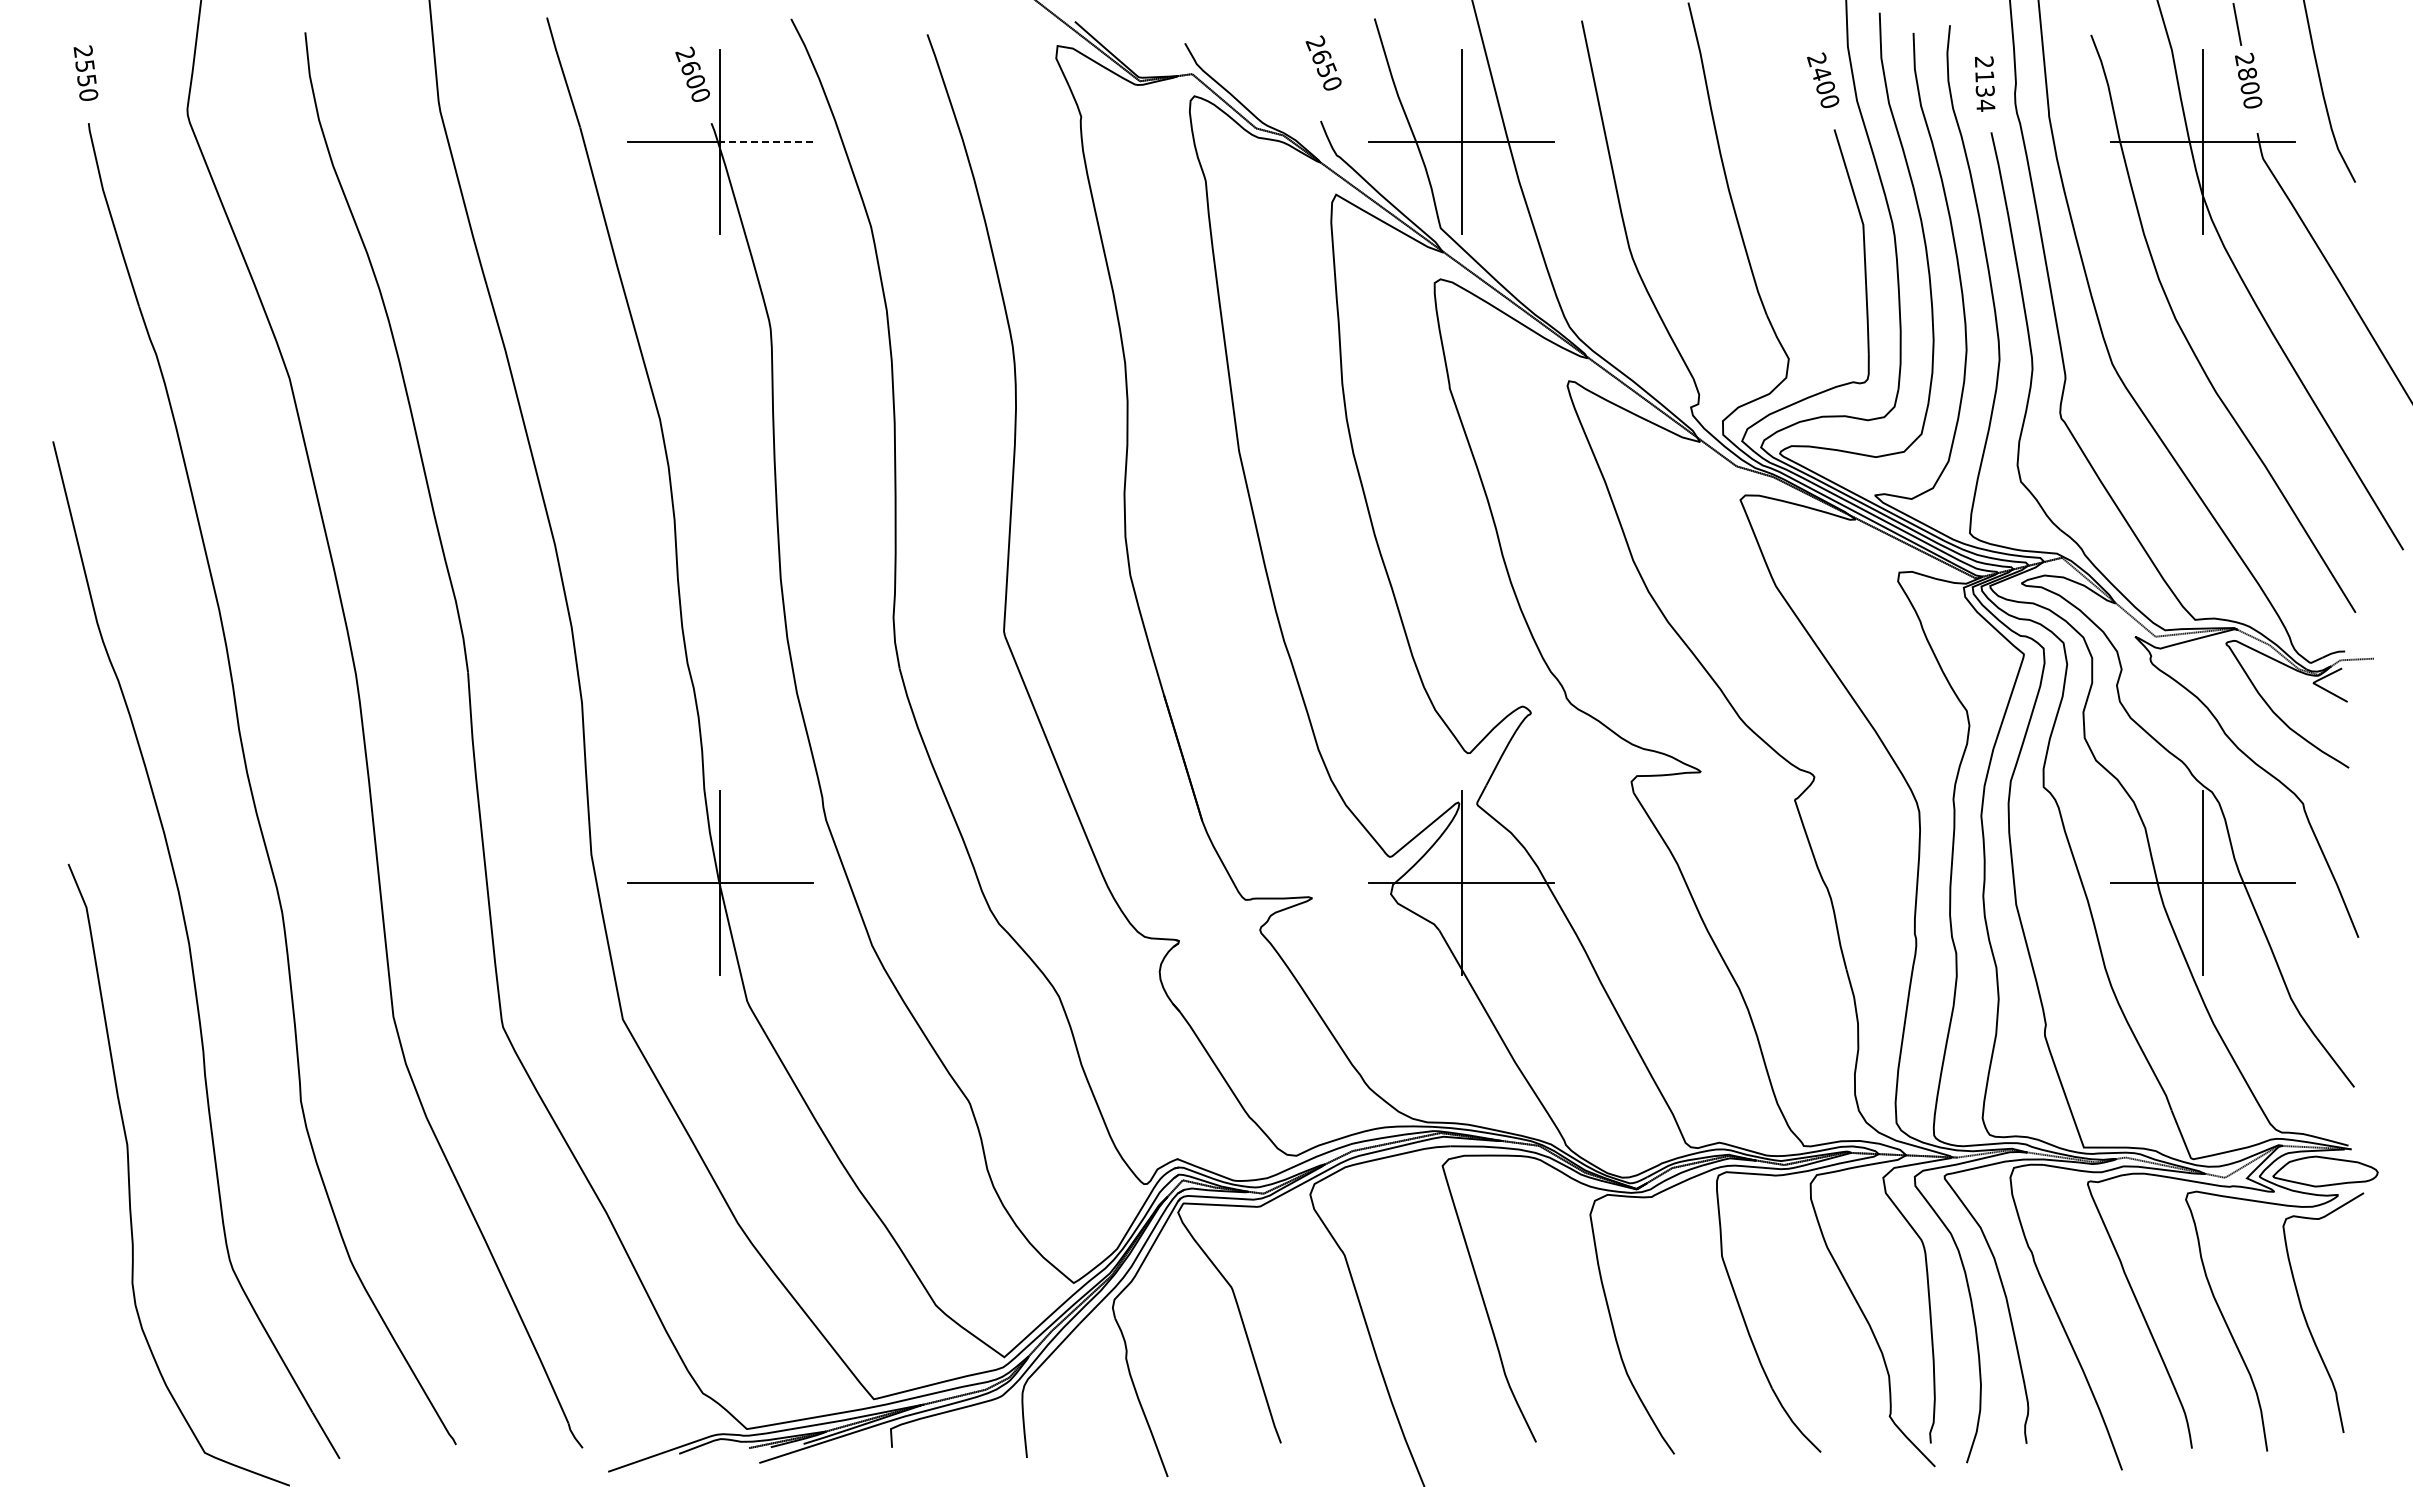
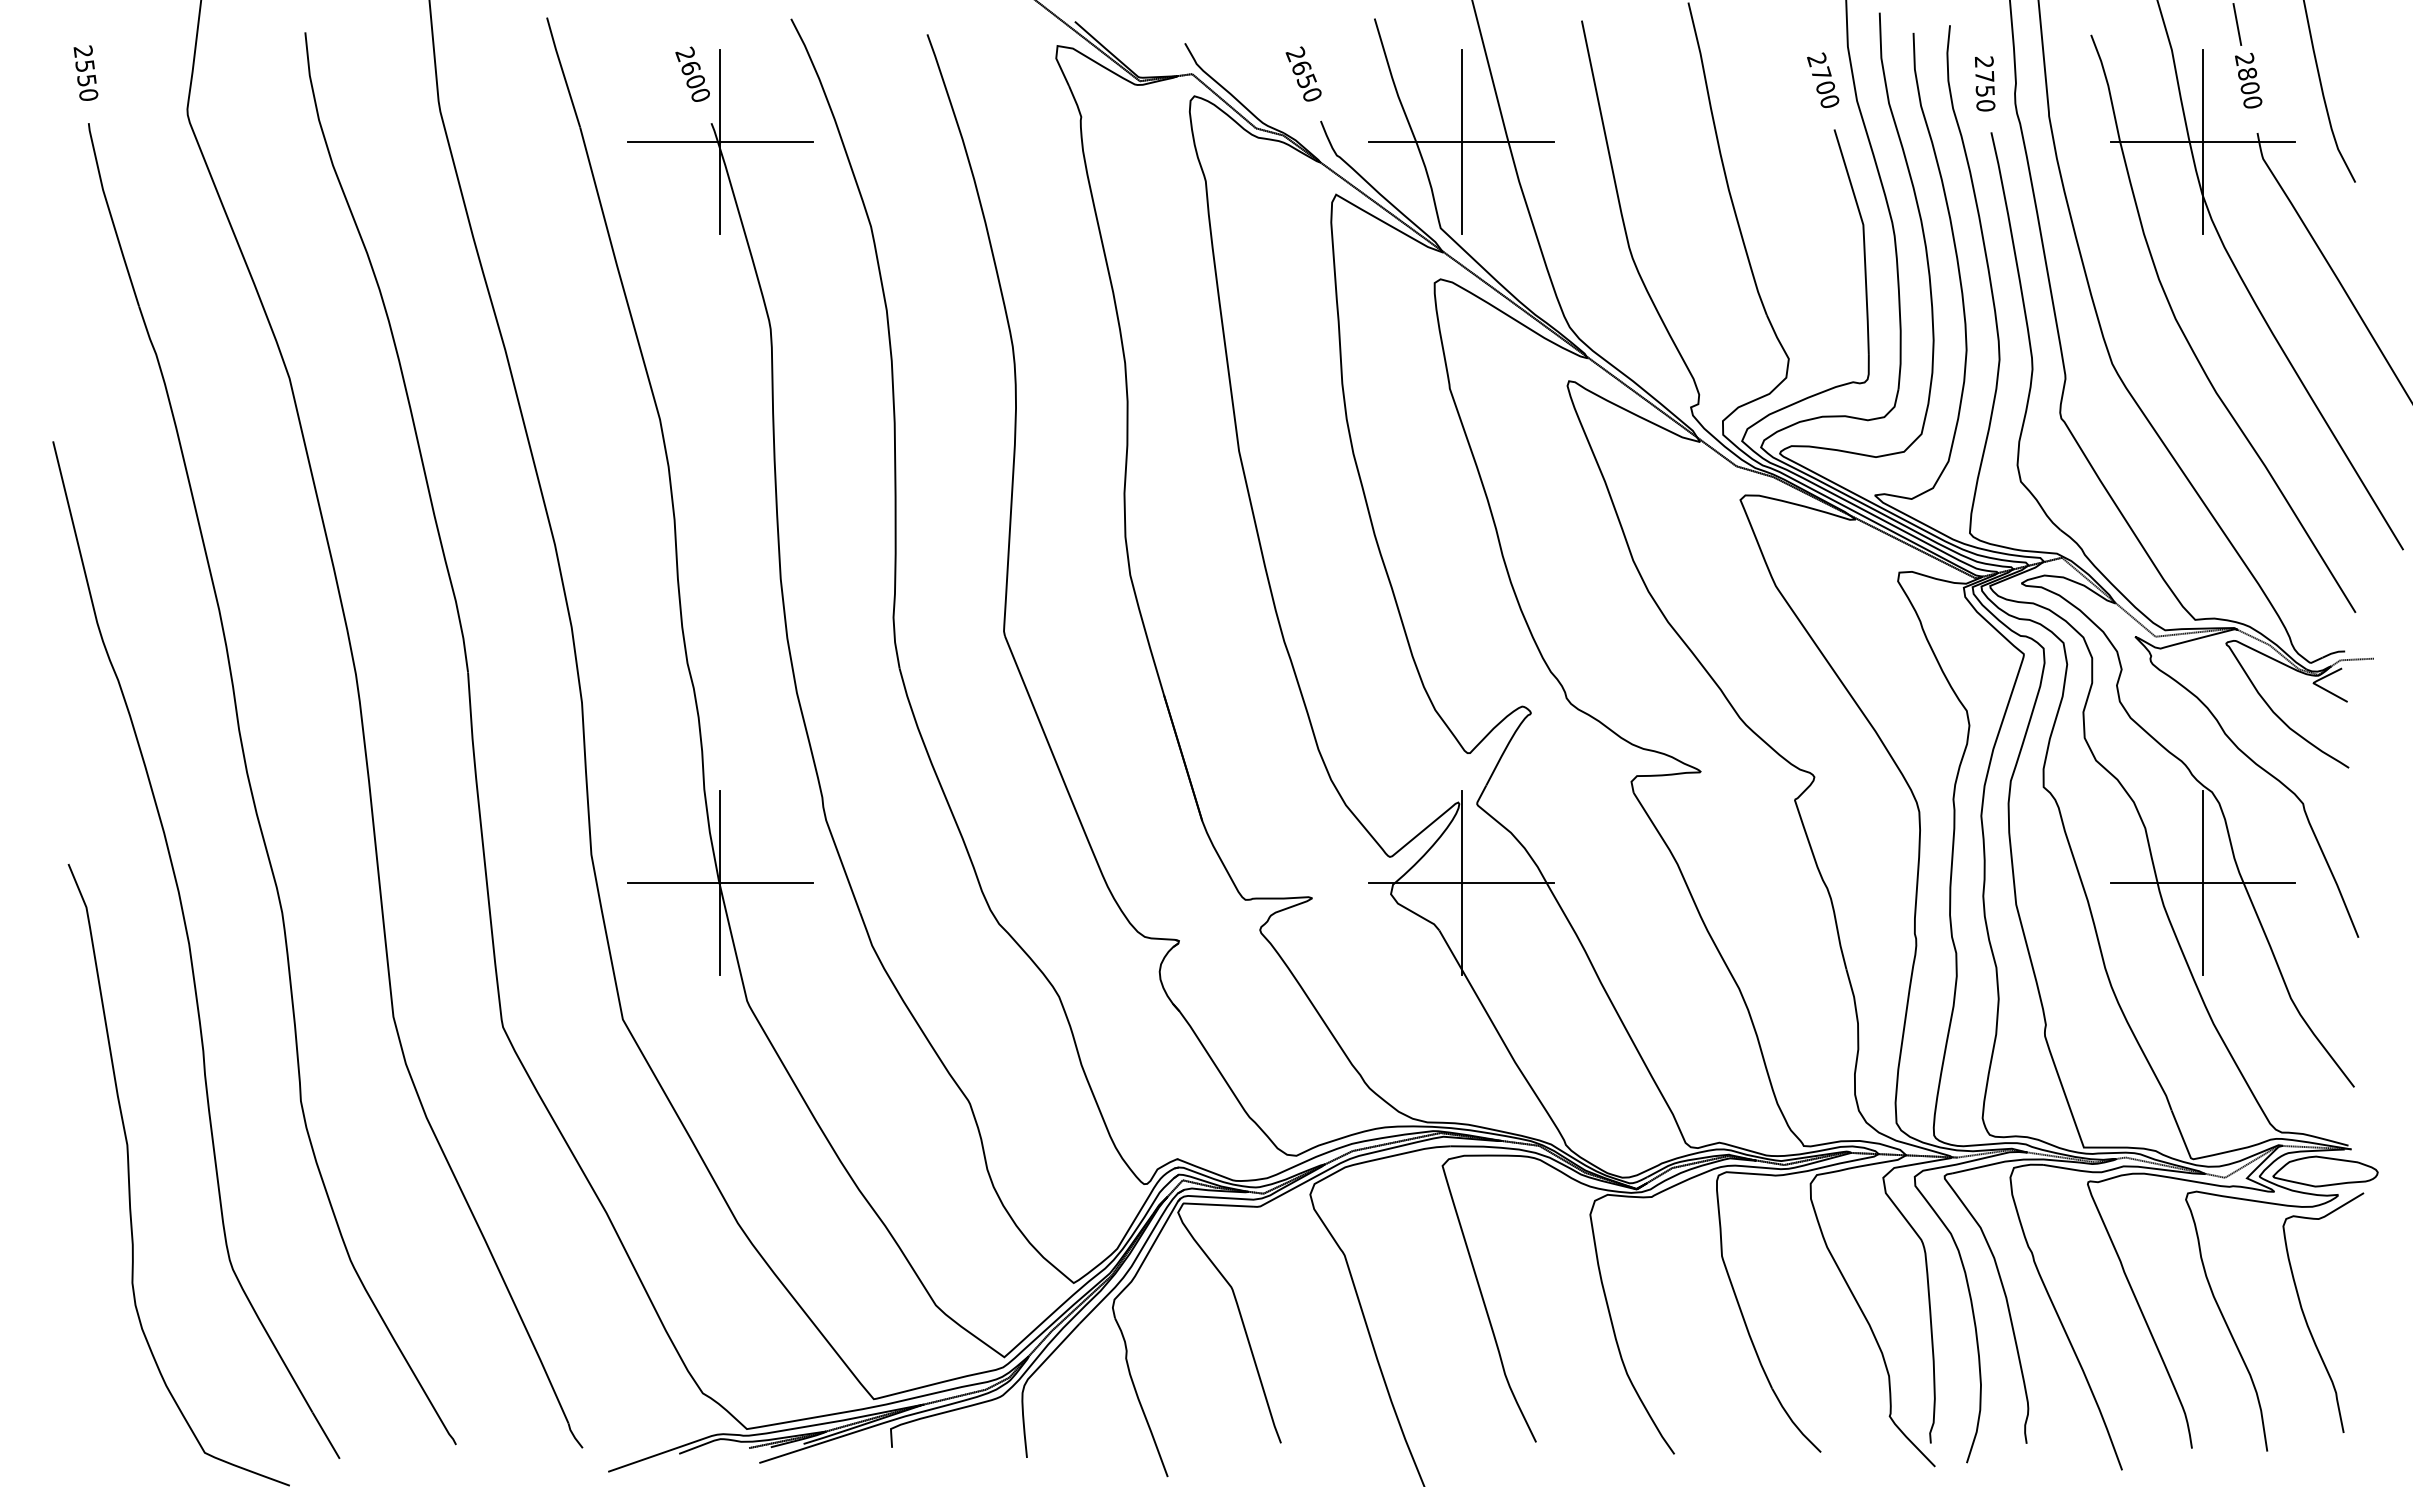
text position: (1323, 62) -> (1303, 73) (1303, 73)
text: 2400 -> 2700 (1821, 73)
text: 2134 -> 2750 (1985, 91)
line: dashed -> solid (765, 141)
